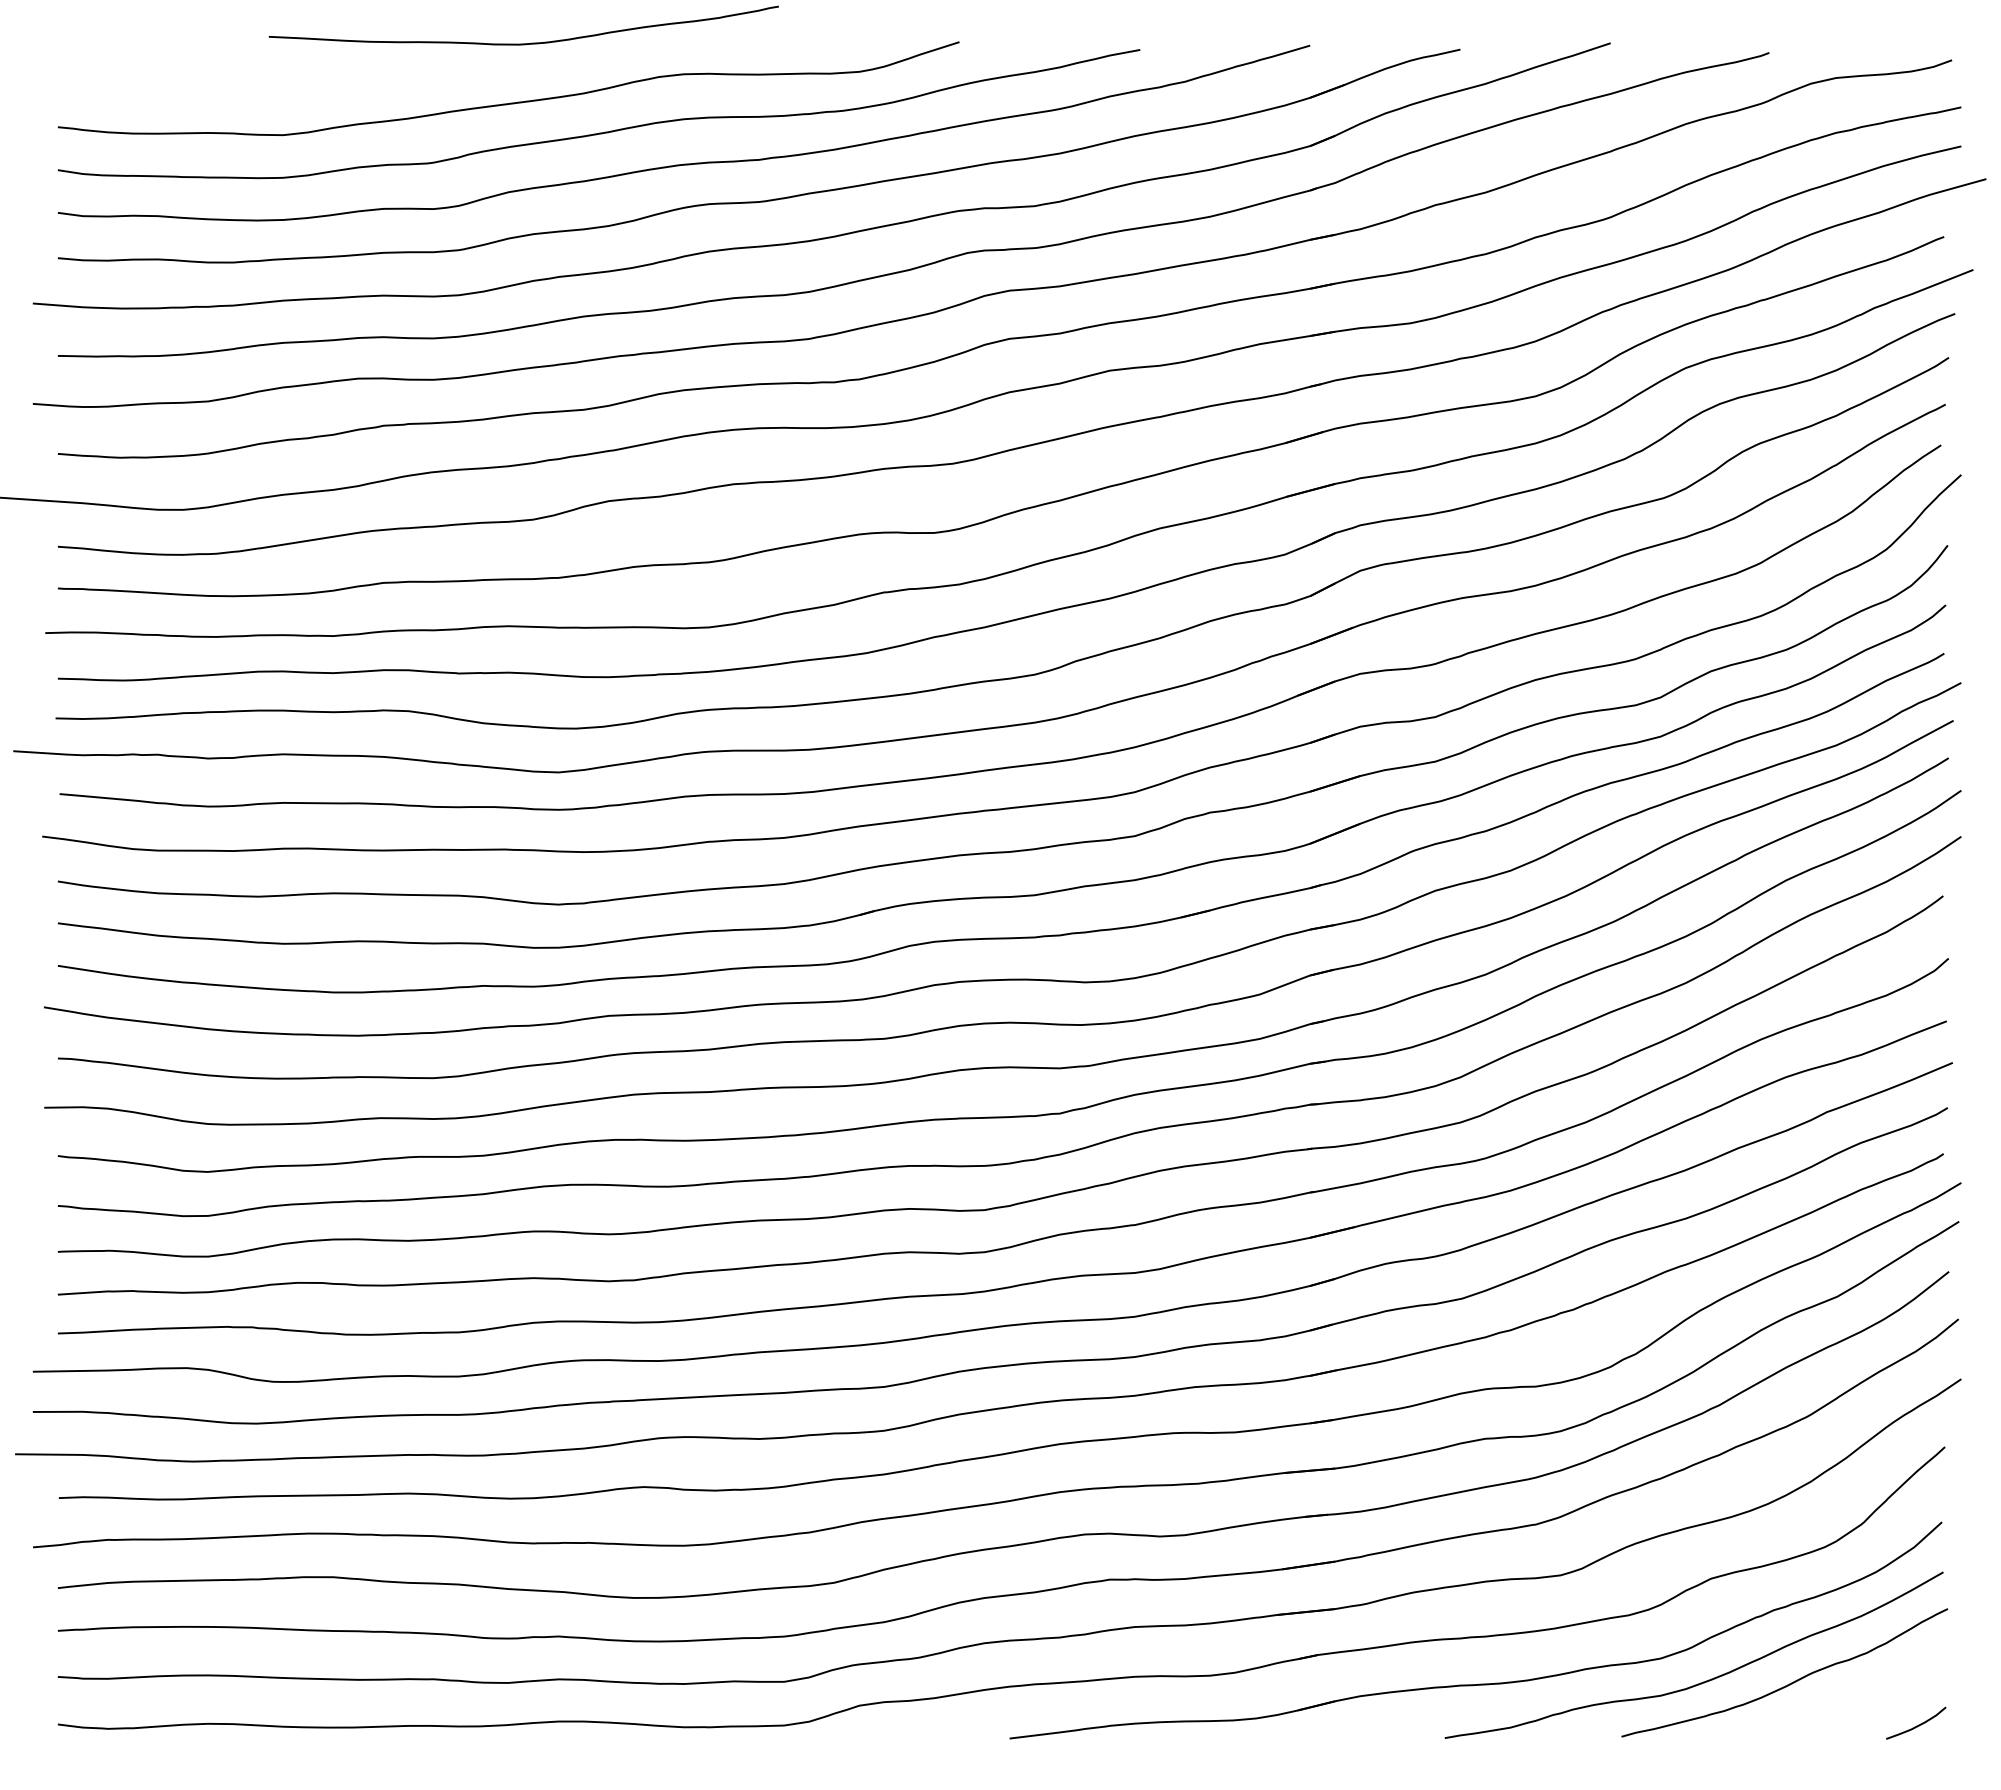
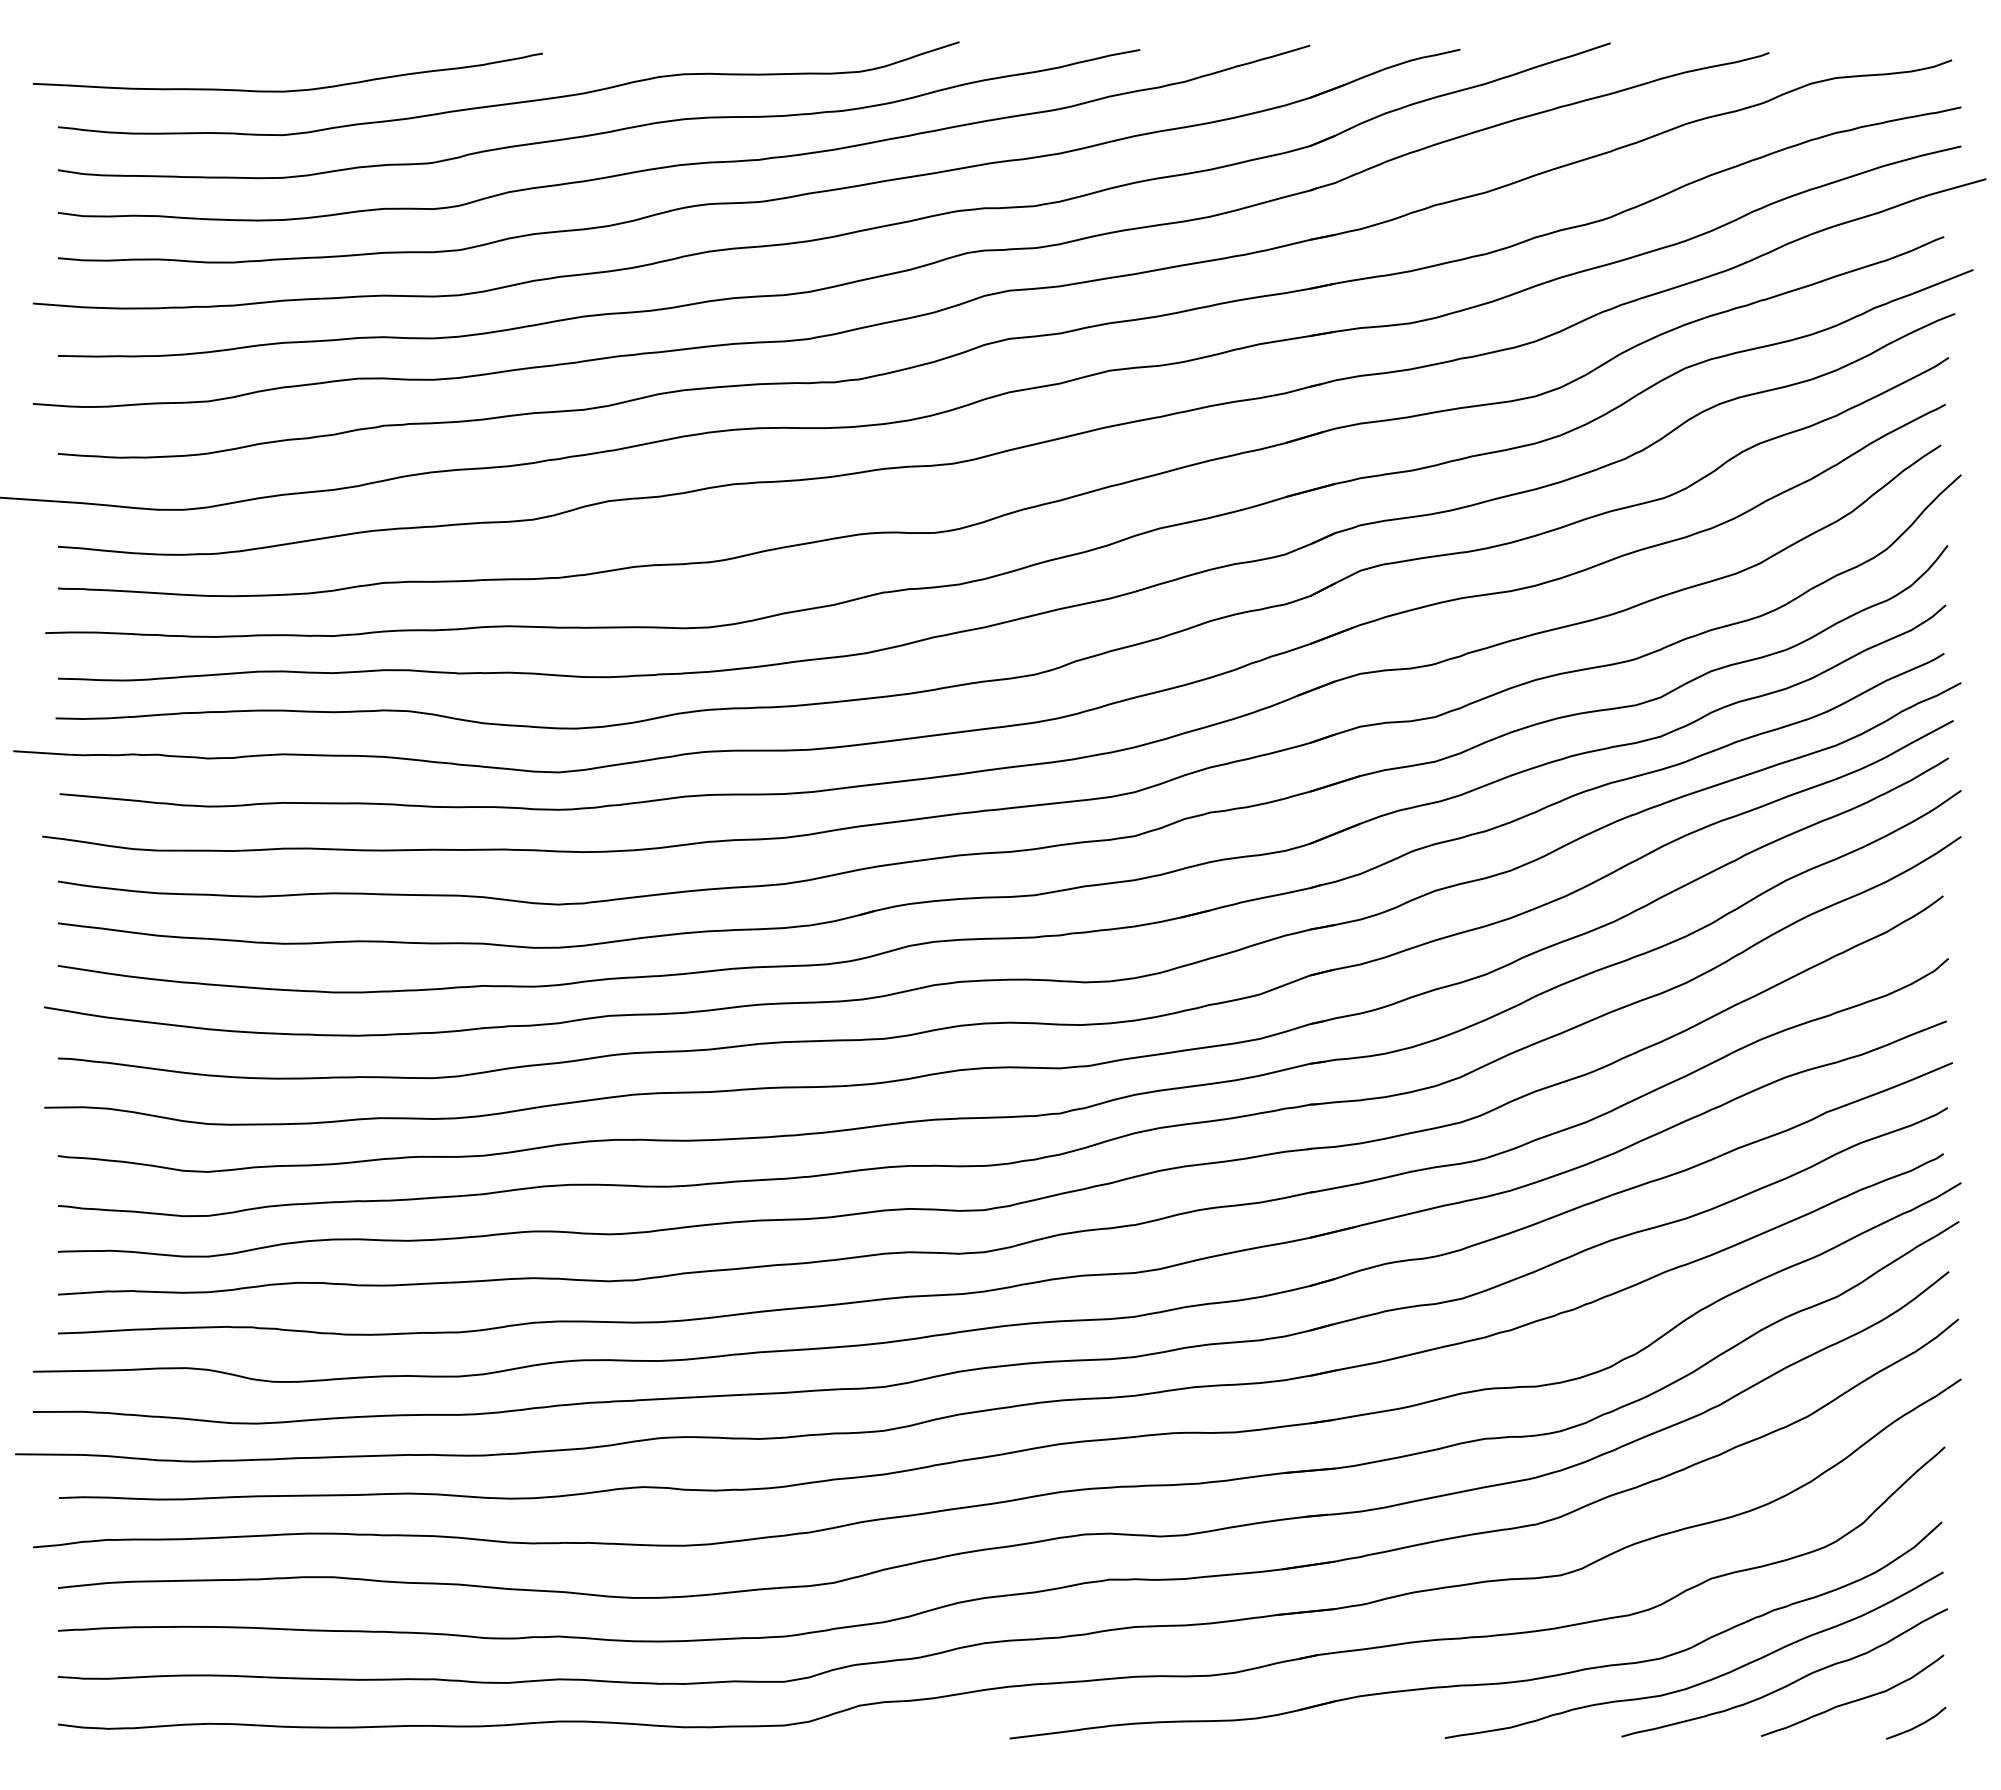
curve position: (523, 43) -> (287, 90) (287, 90)
curve: none -> present (1855, 1699)
